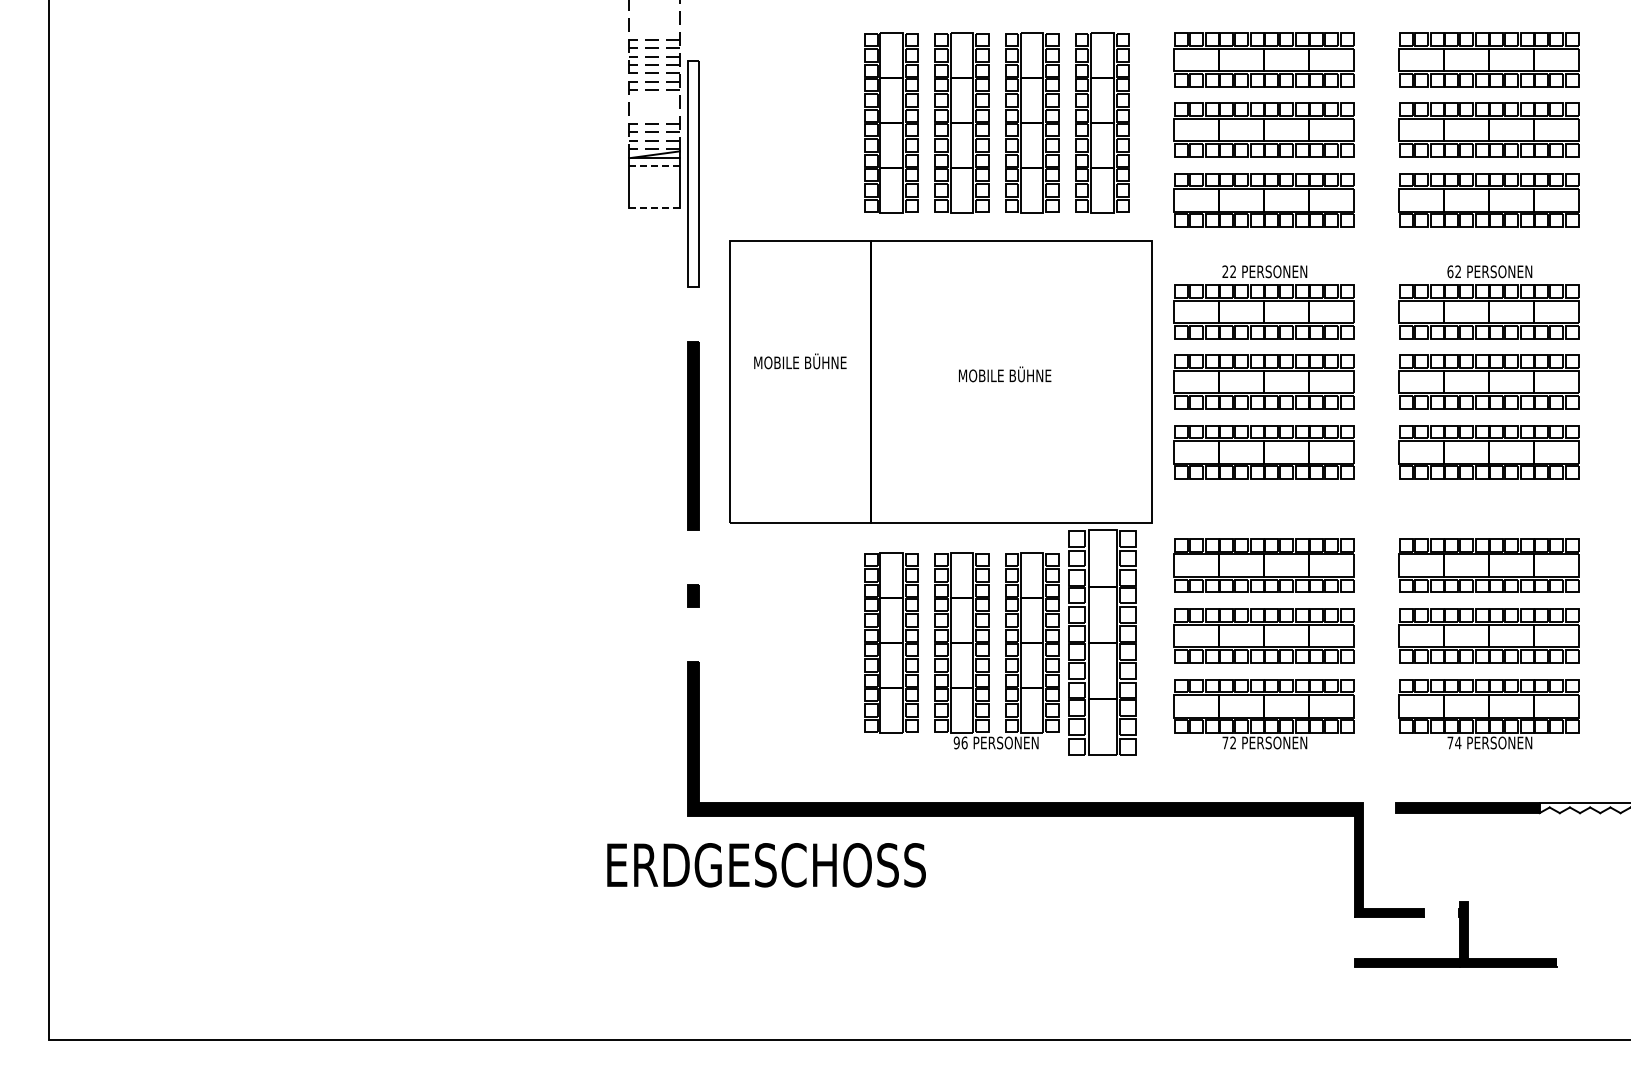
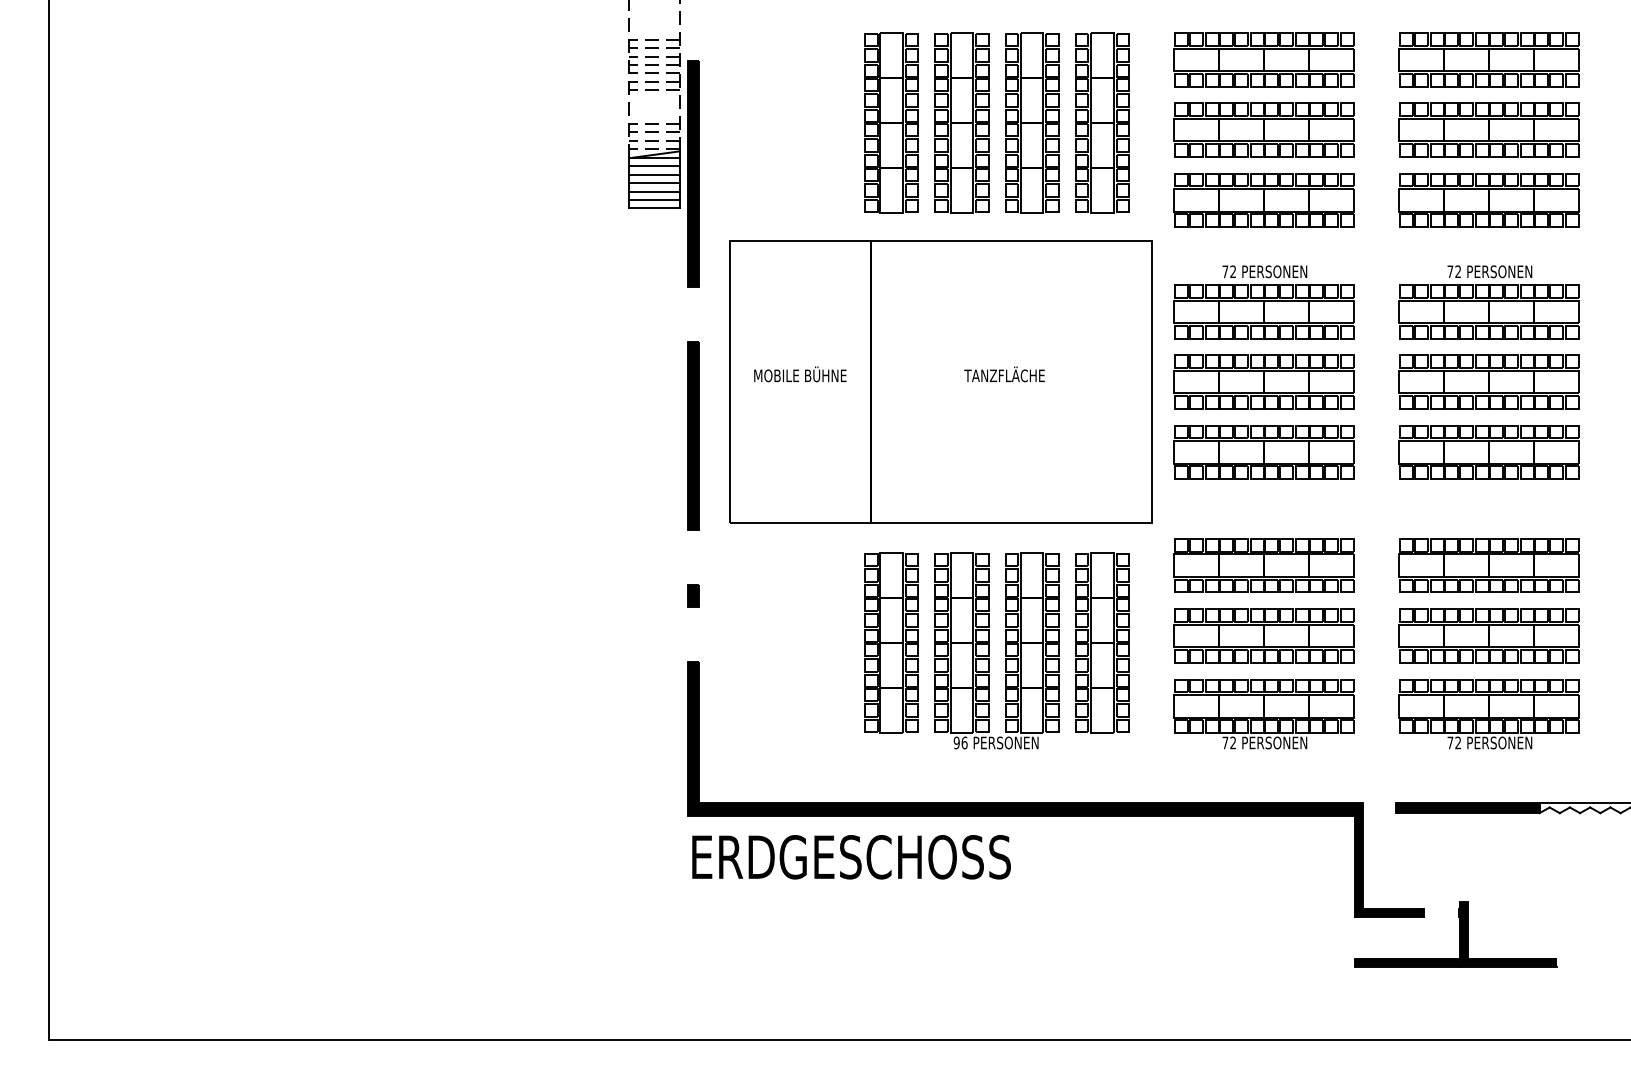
line: dashed -> solid (654, 166)
fill: none -> present (693, 173)
line: none -> present (654, 174)
line: none -> present (654, 183)
line: none -> present (654, 191)
line: none -> present (654, 199)
line: dashed -> solid (655, 208)
text: 22 -> 72 (1225, 271)
text: 62 -> 72 (1450, 271)
text position: (800, 361) -> (800, 374) (800, 374)
text: MOBILE BÜHNE -> TANZFLÄCHE (1005, 374)
part size: 69x227 px -> 55x182 px (1102, 642)
text: 74 -> 72 (1458, 742)
text position: (766, 865) -> (851, 857) (851, 857)
